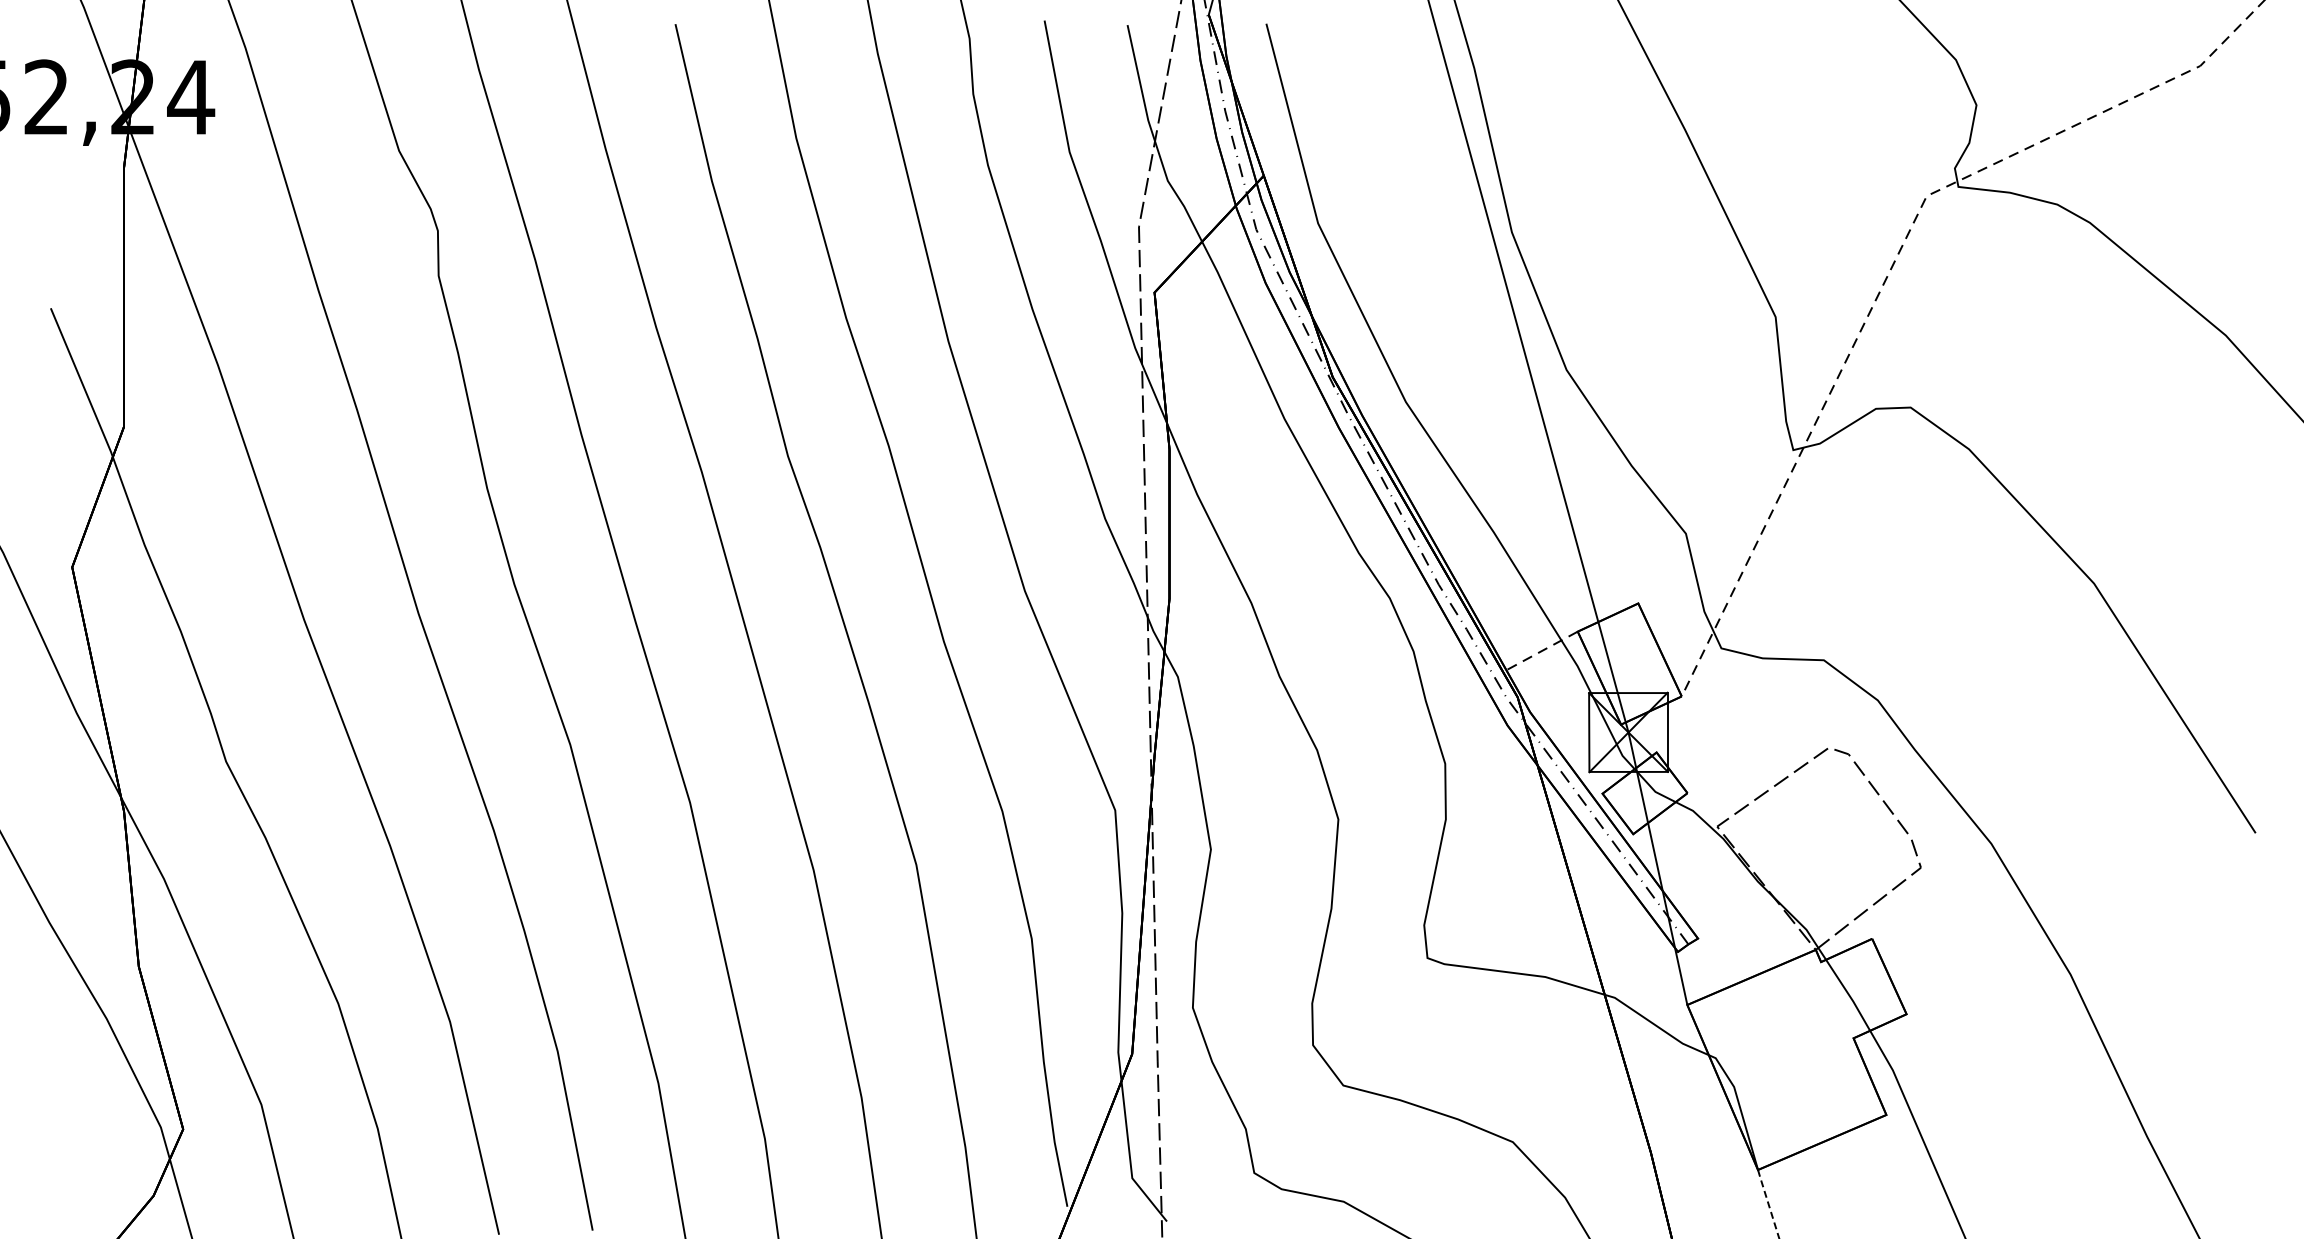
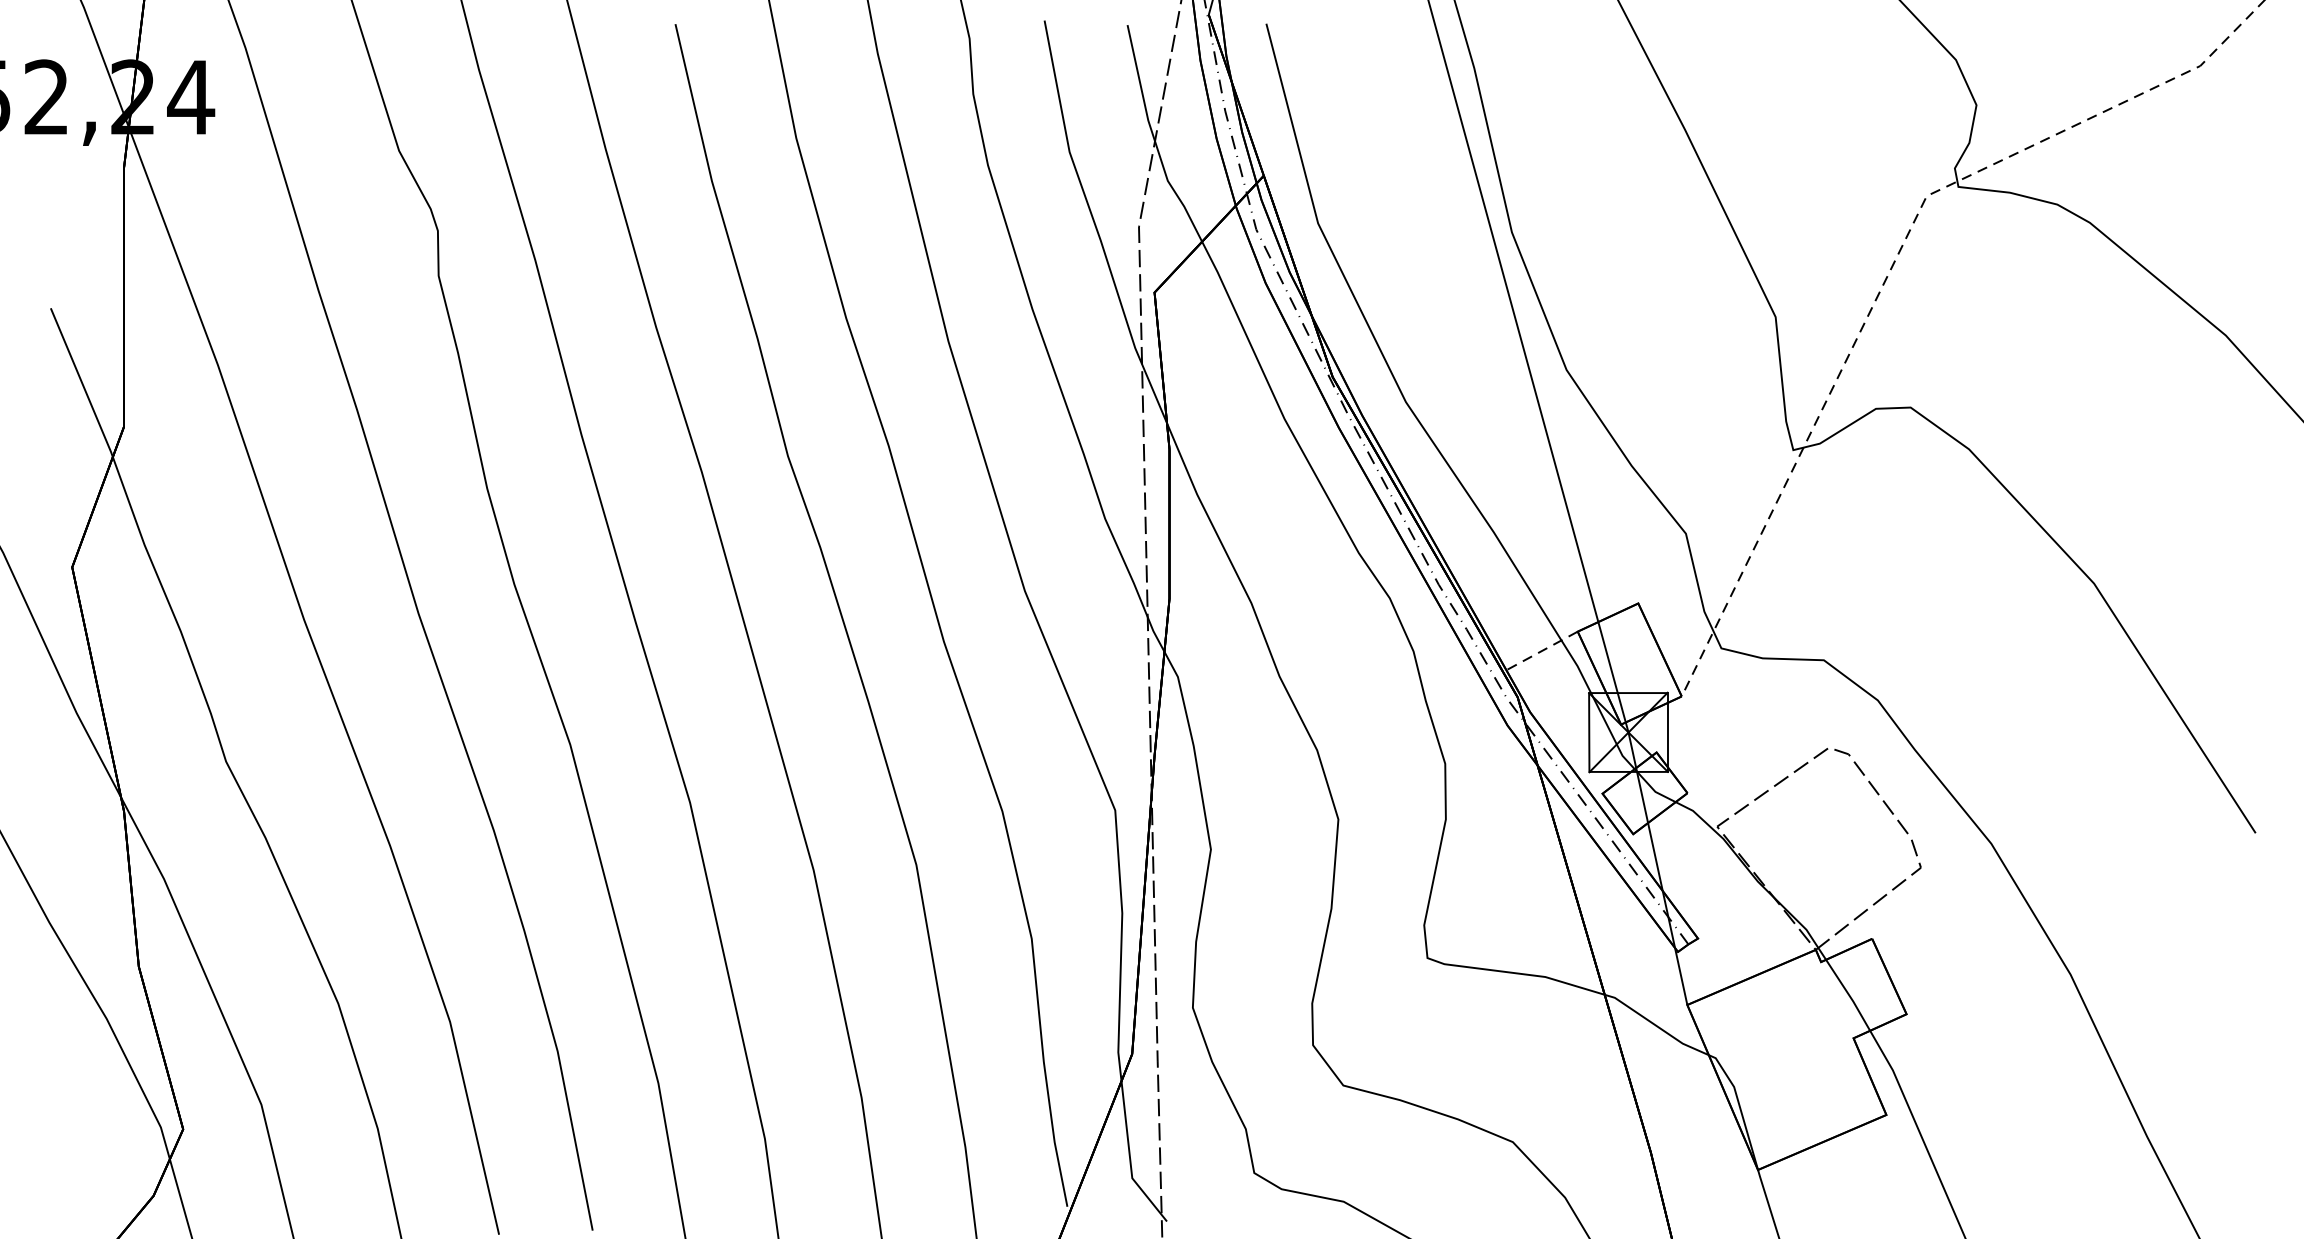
line: dashed -> solid (1768, 1203)
